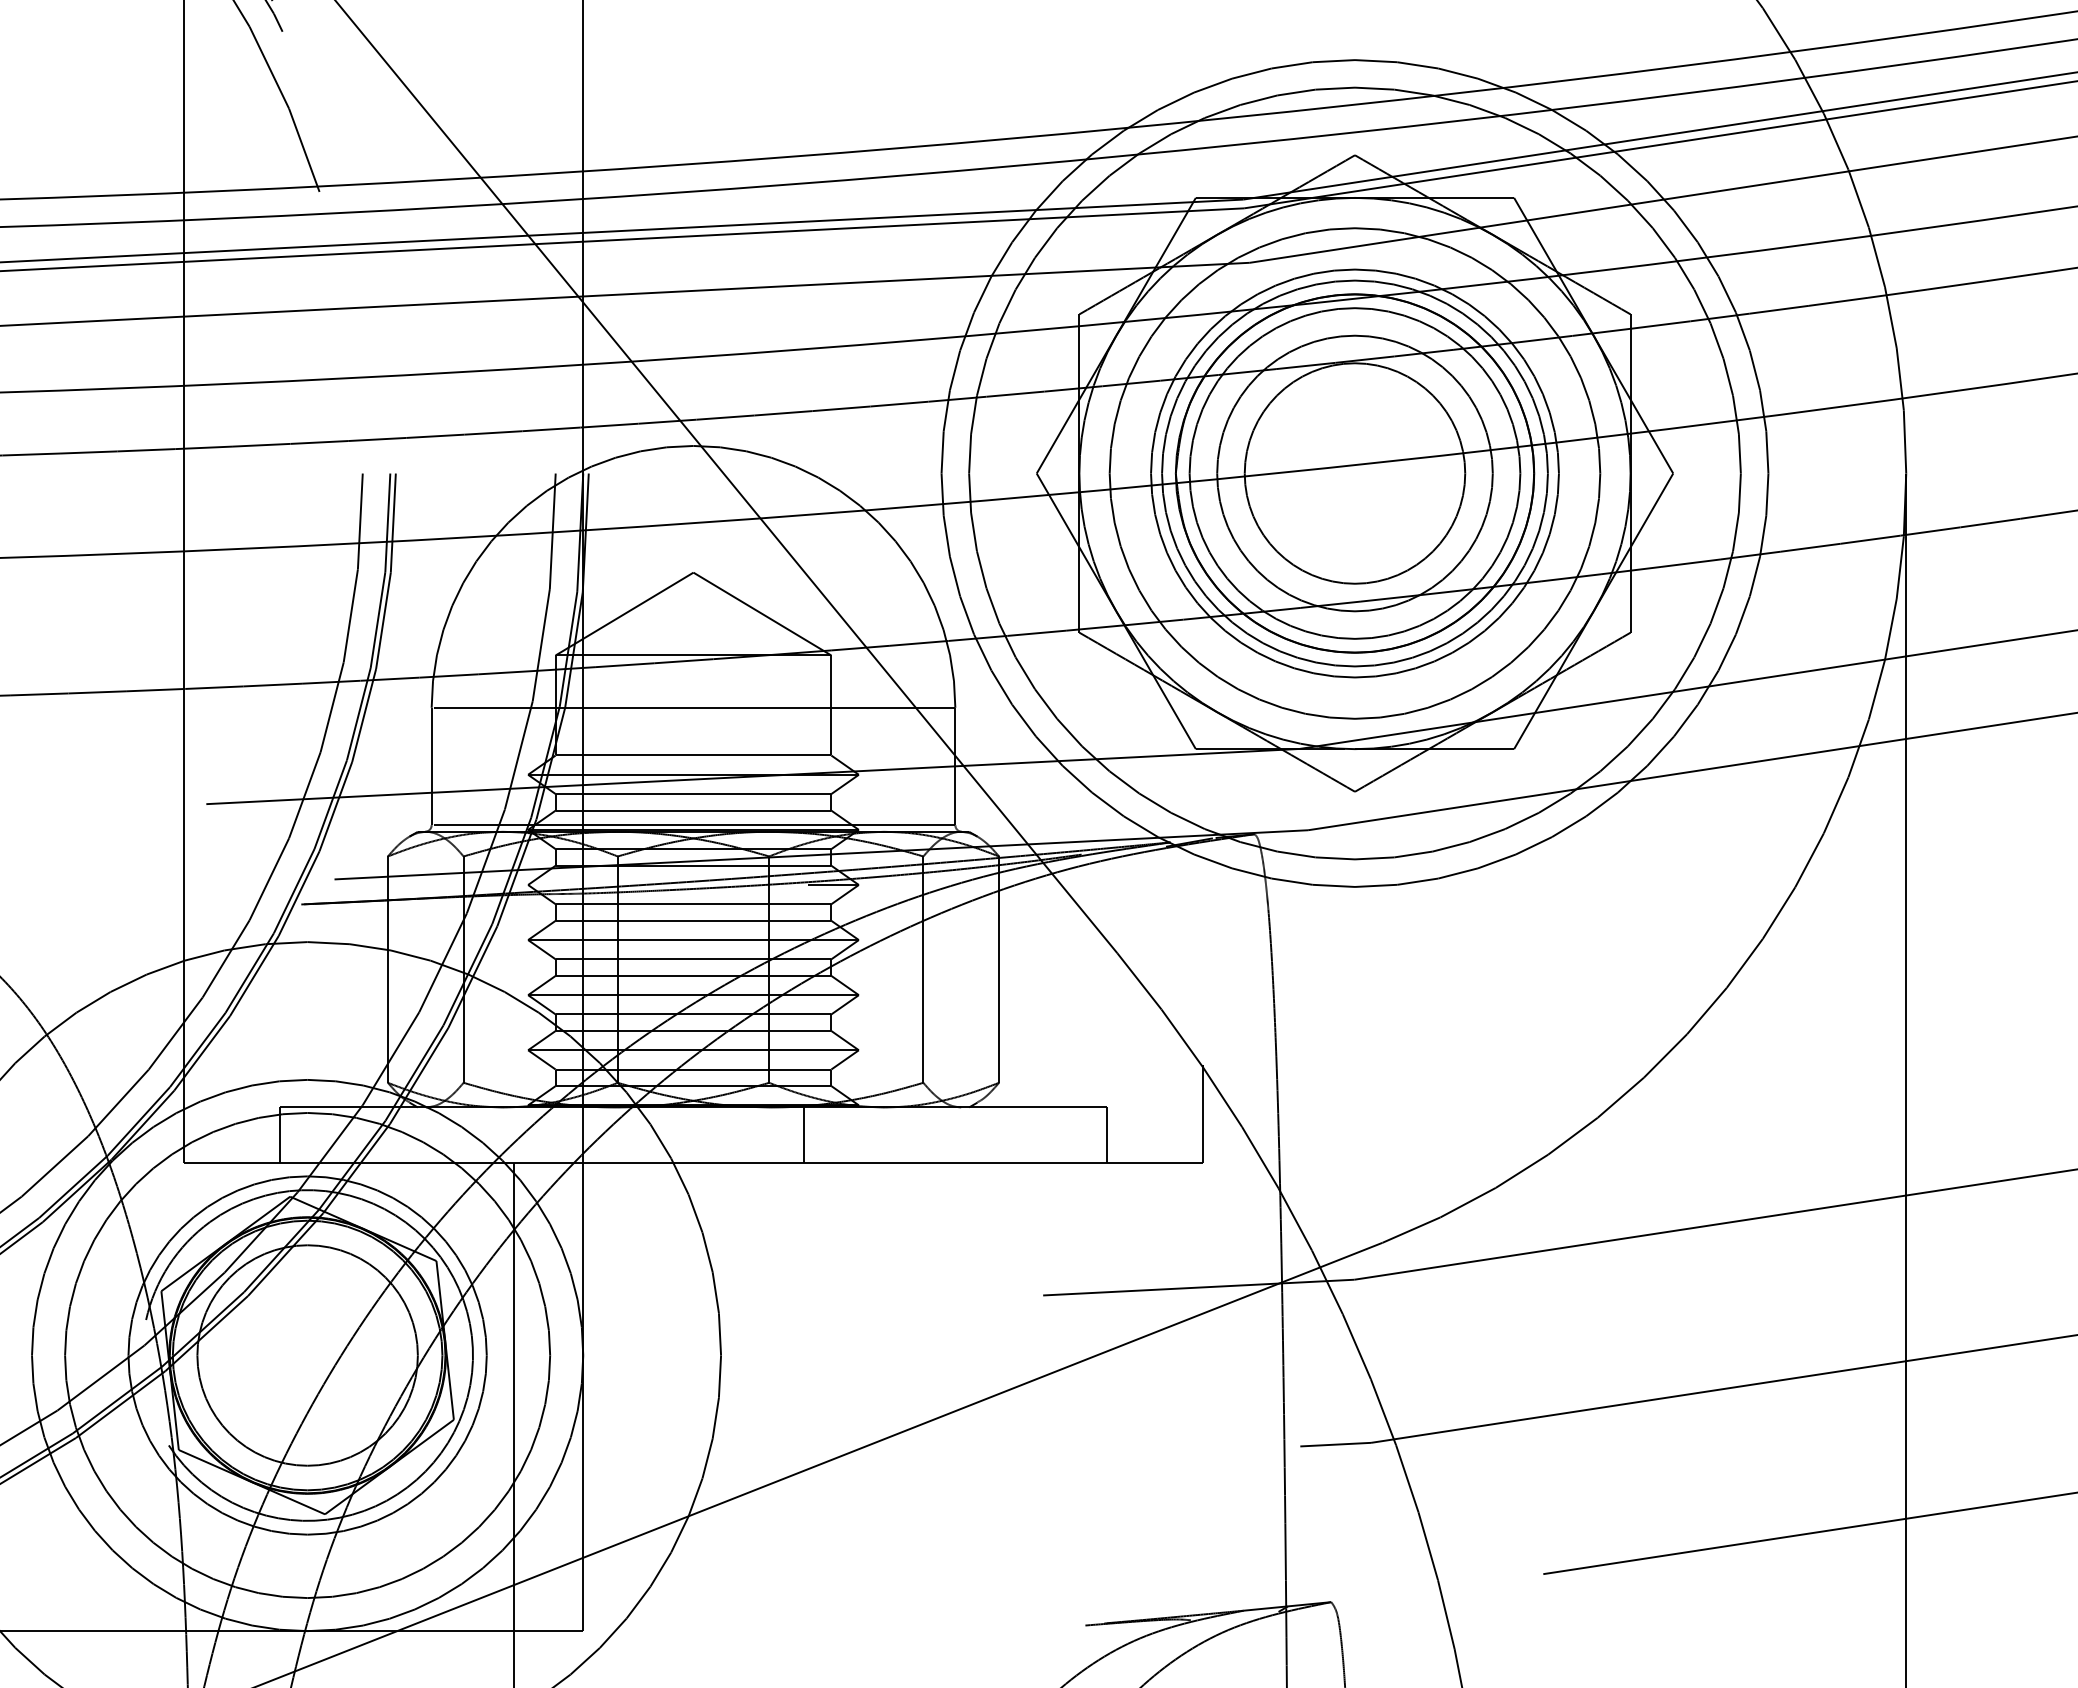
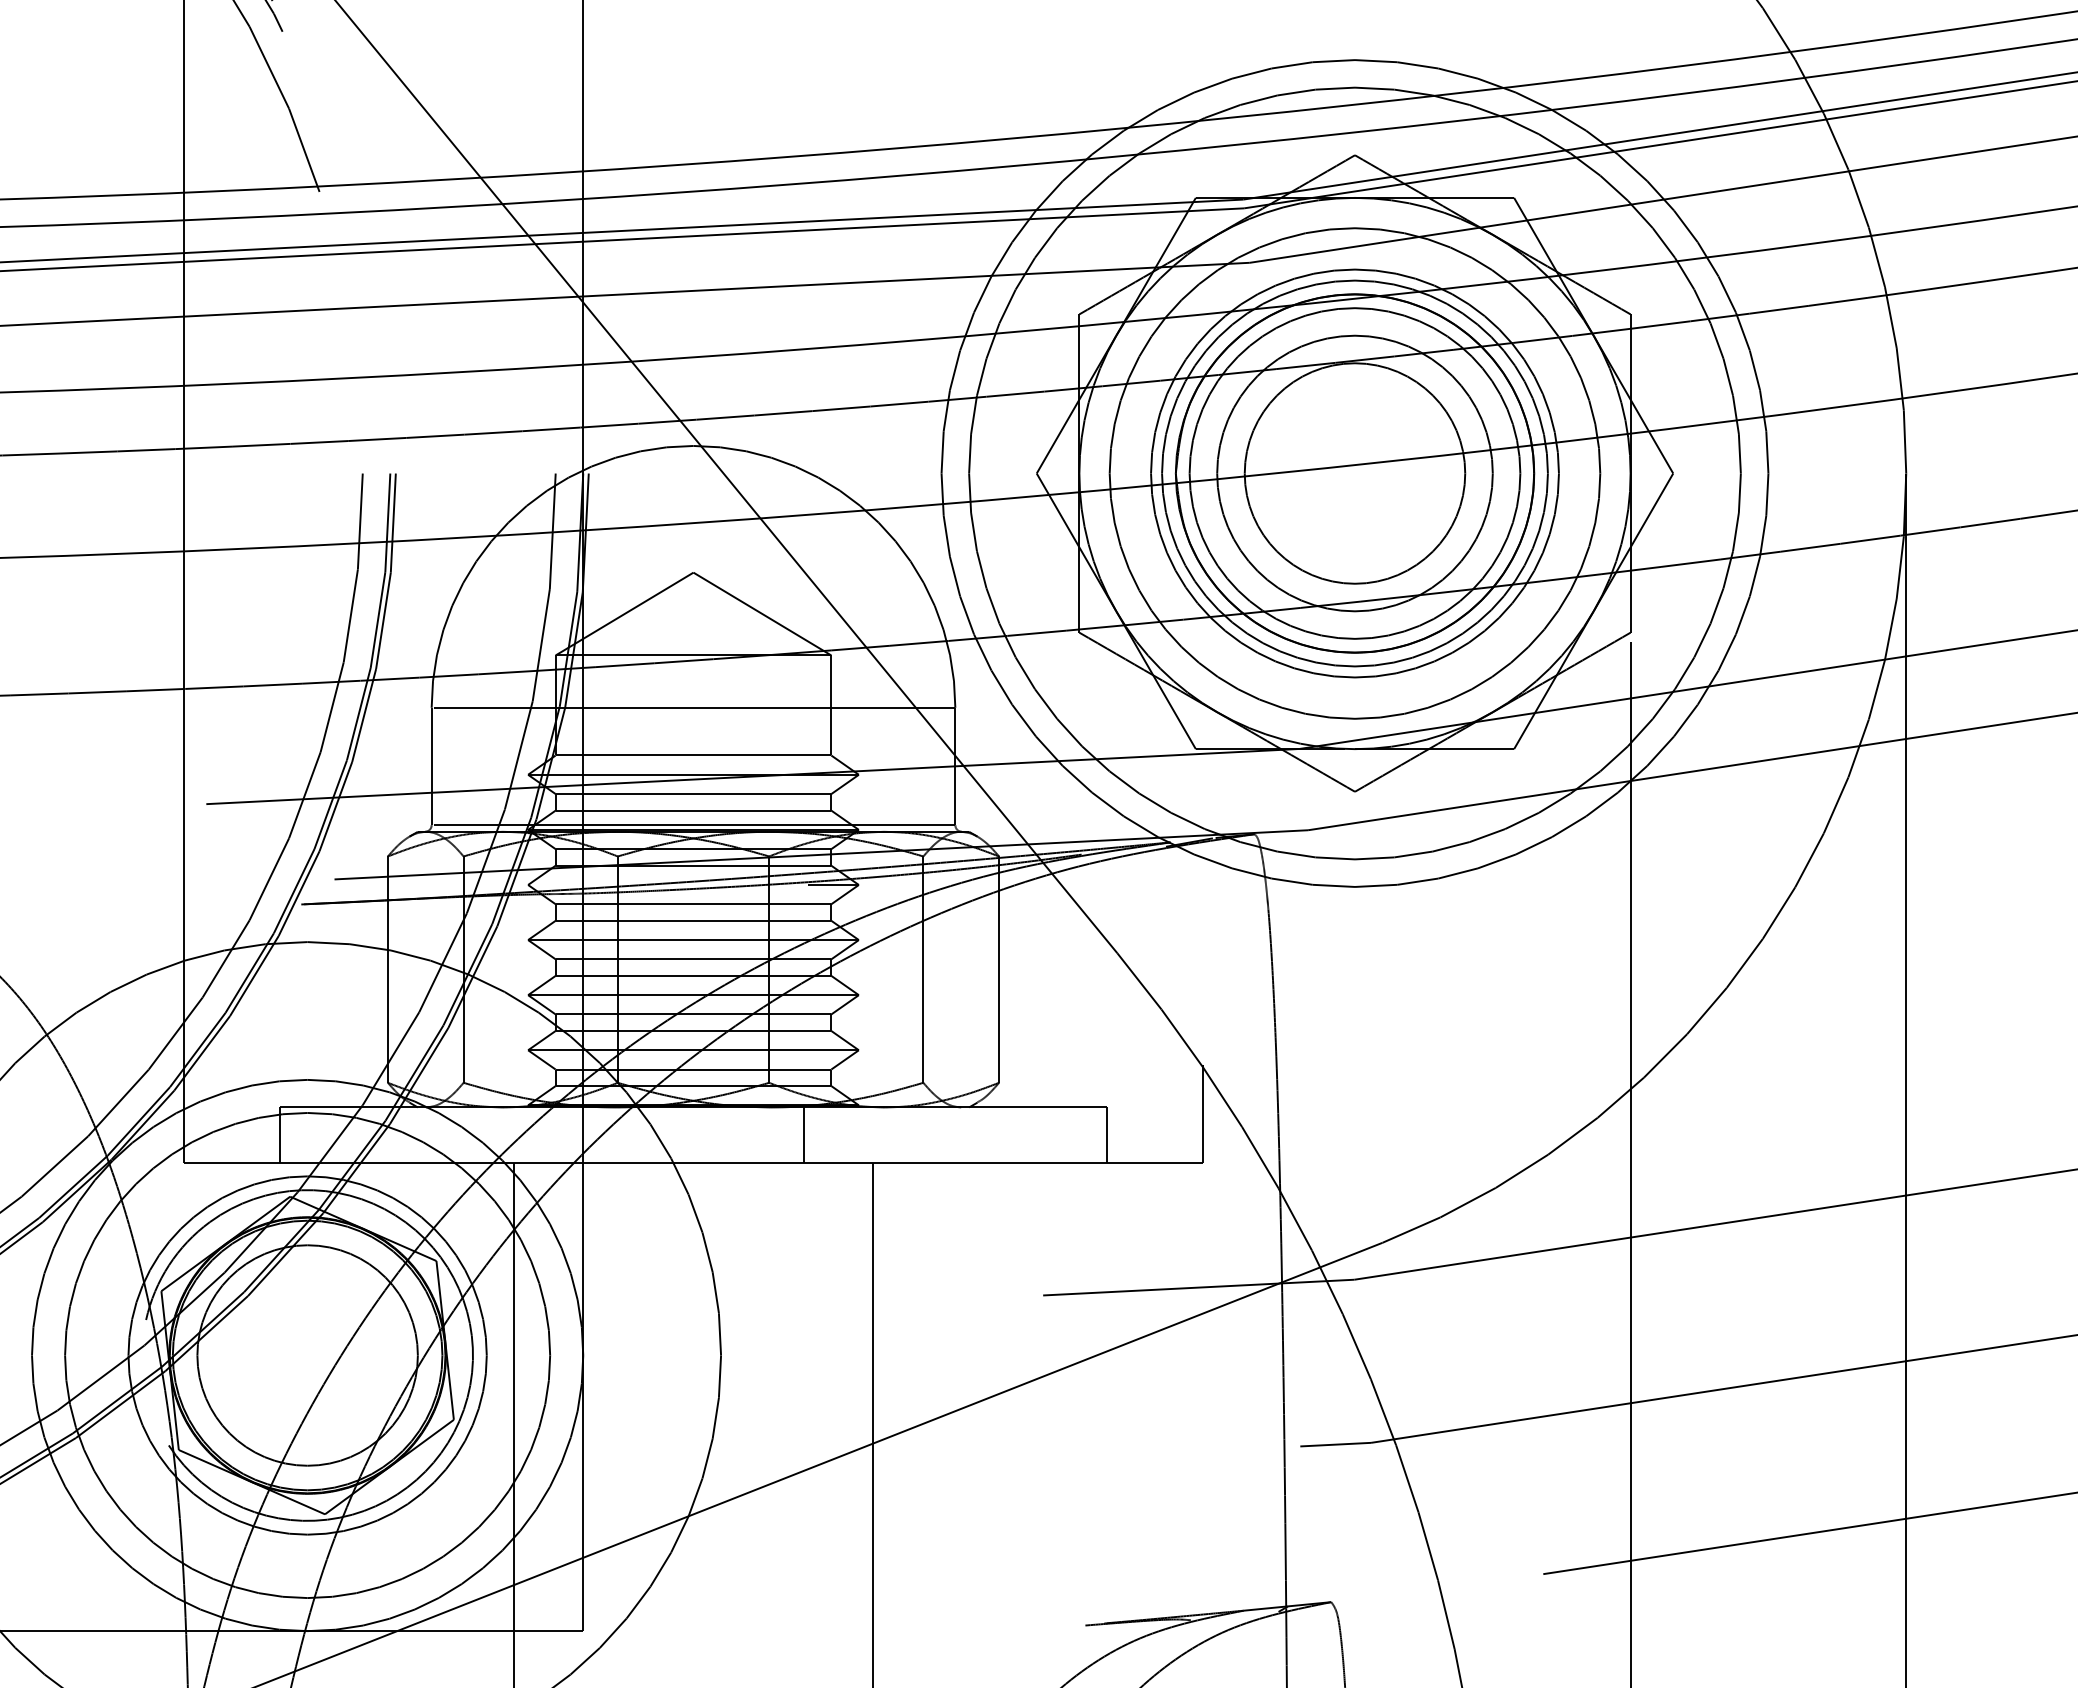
line: none -> present (1630, 1163)
line: none -> present (872, 1423)
